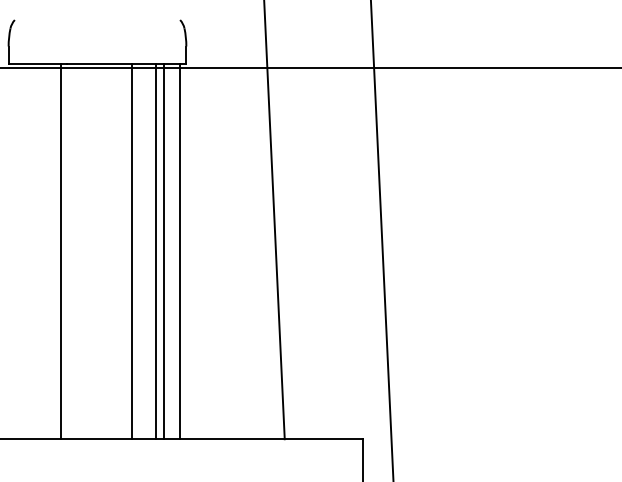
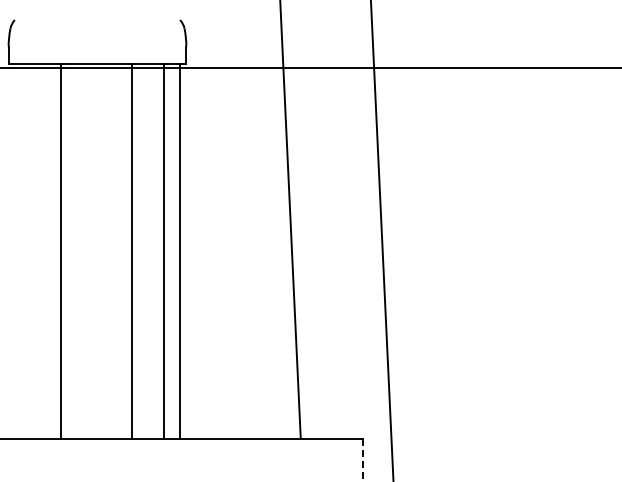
line position: (274, 220) -> (290, 220) (290, 220)
line: present -> none (155, 251)
line: solid -> dashed (363, 460)
